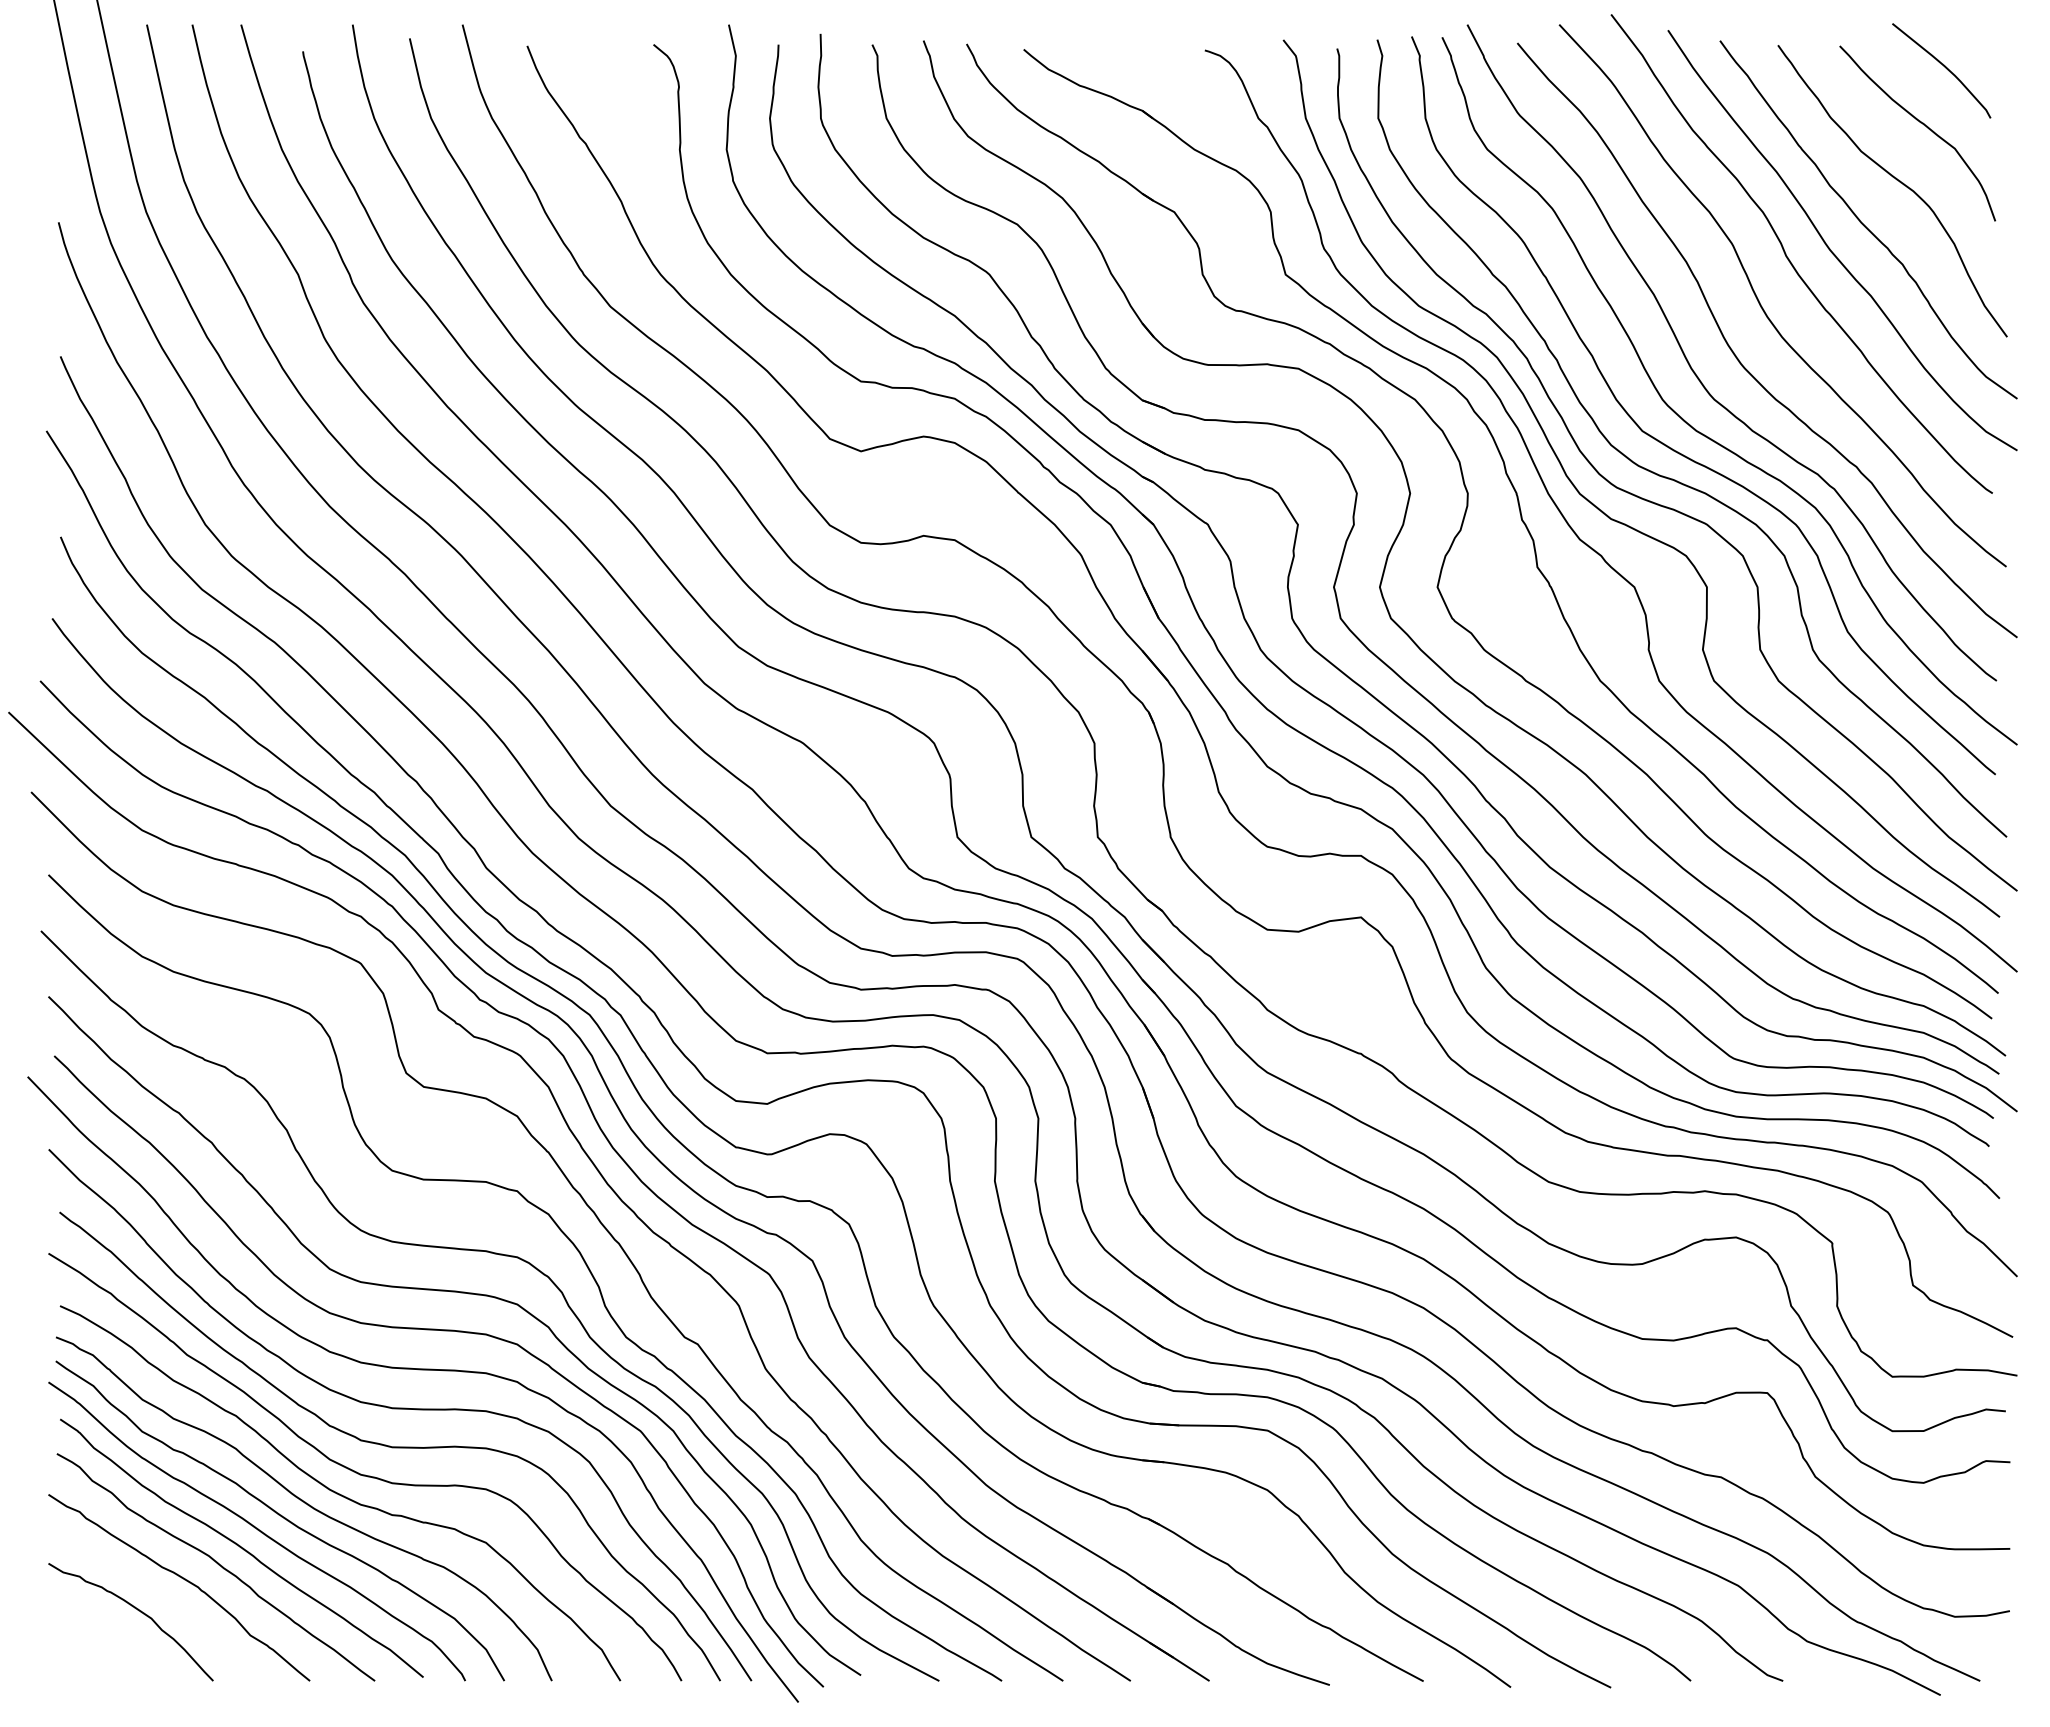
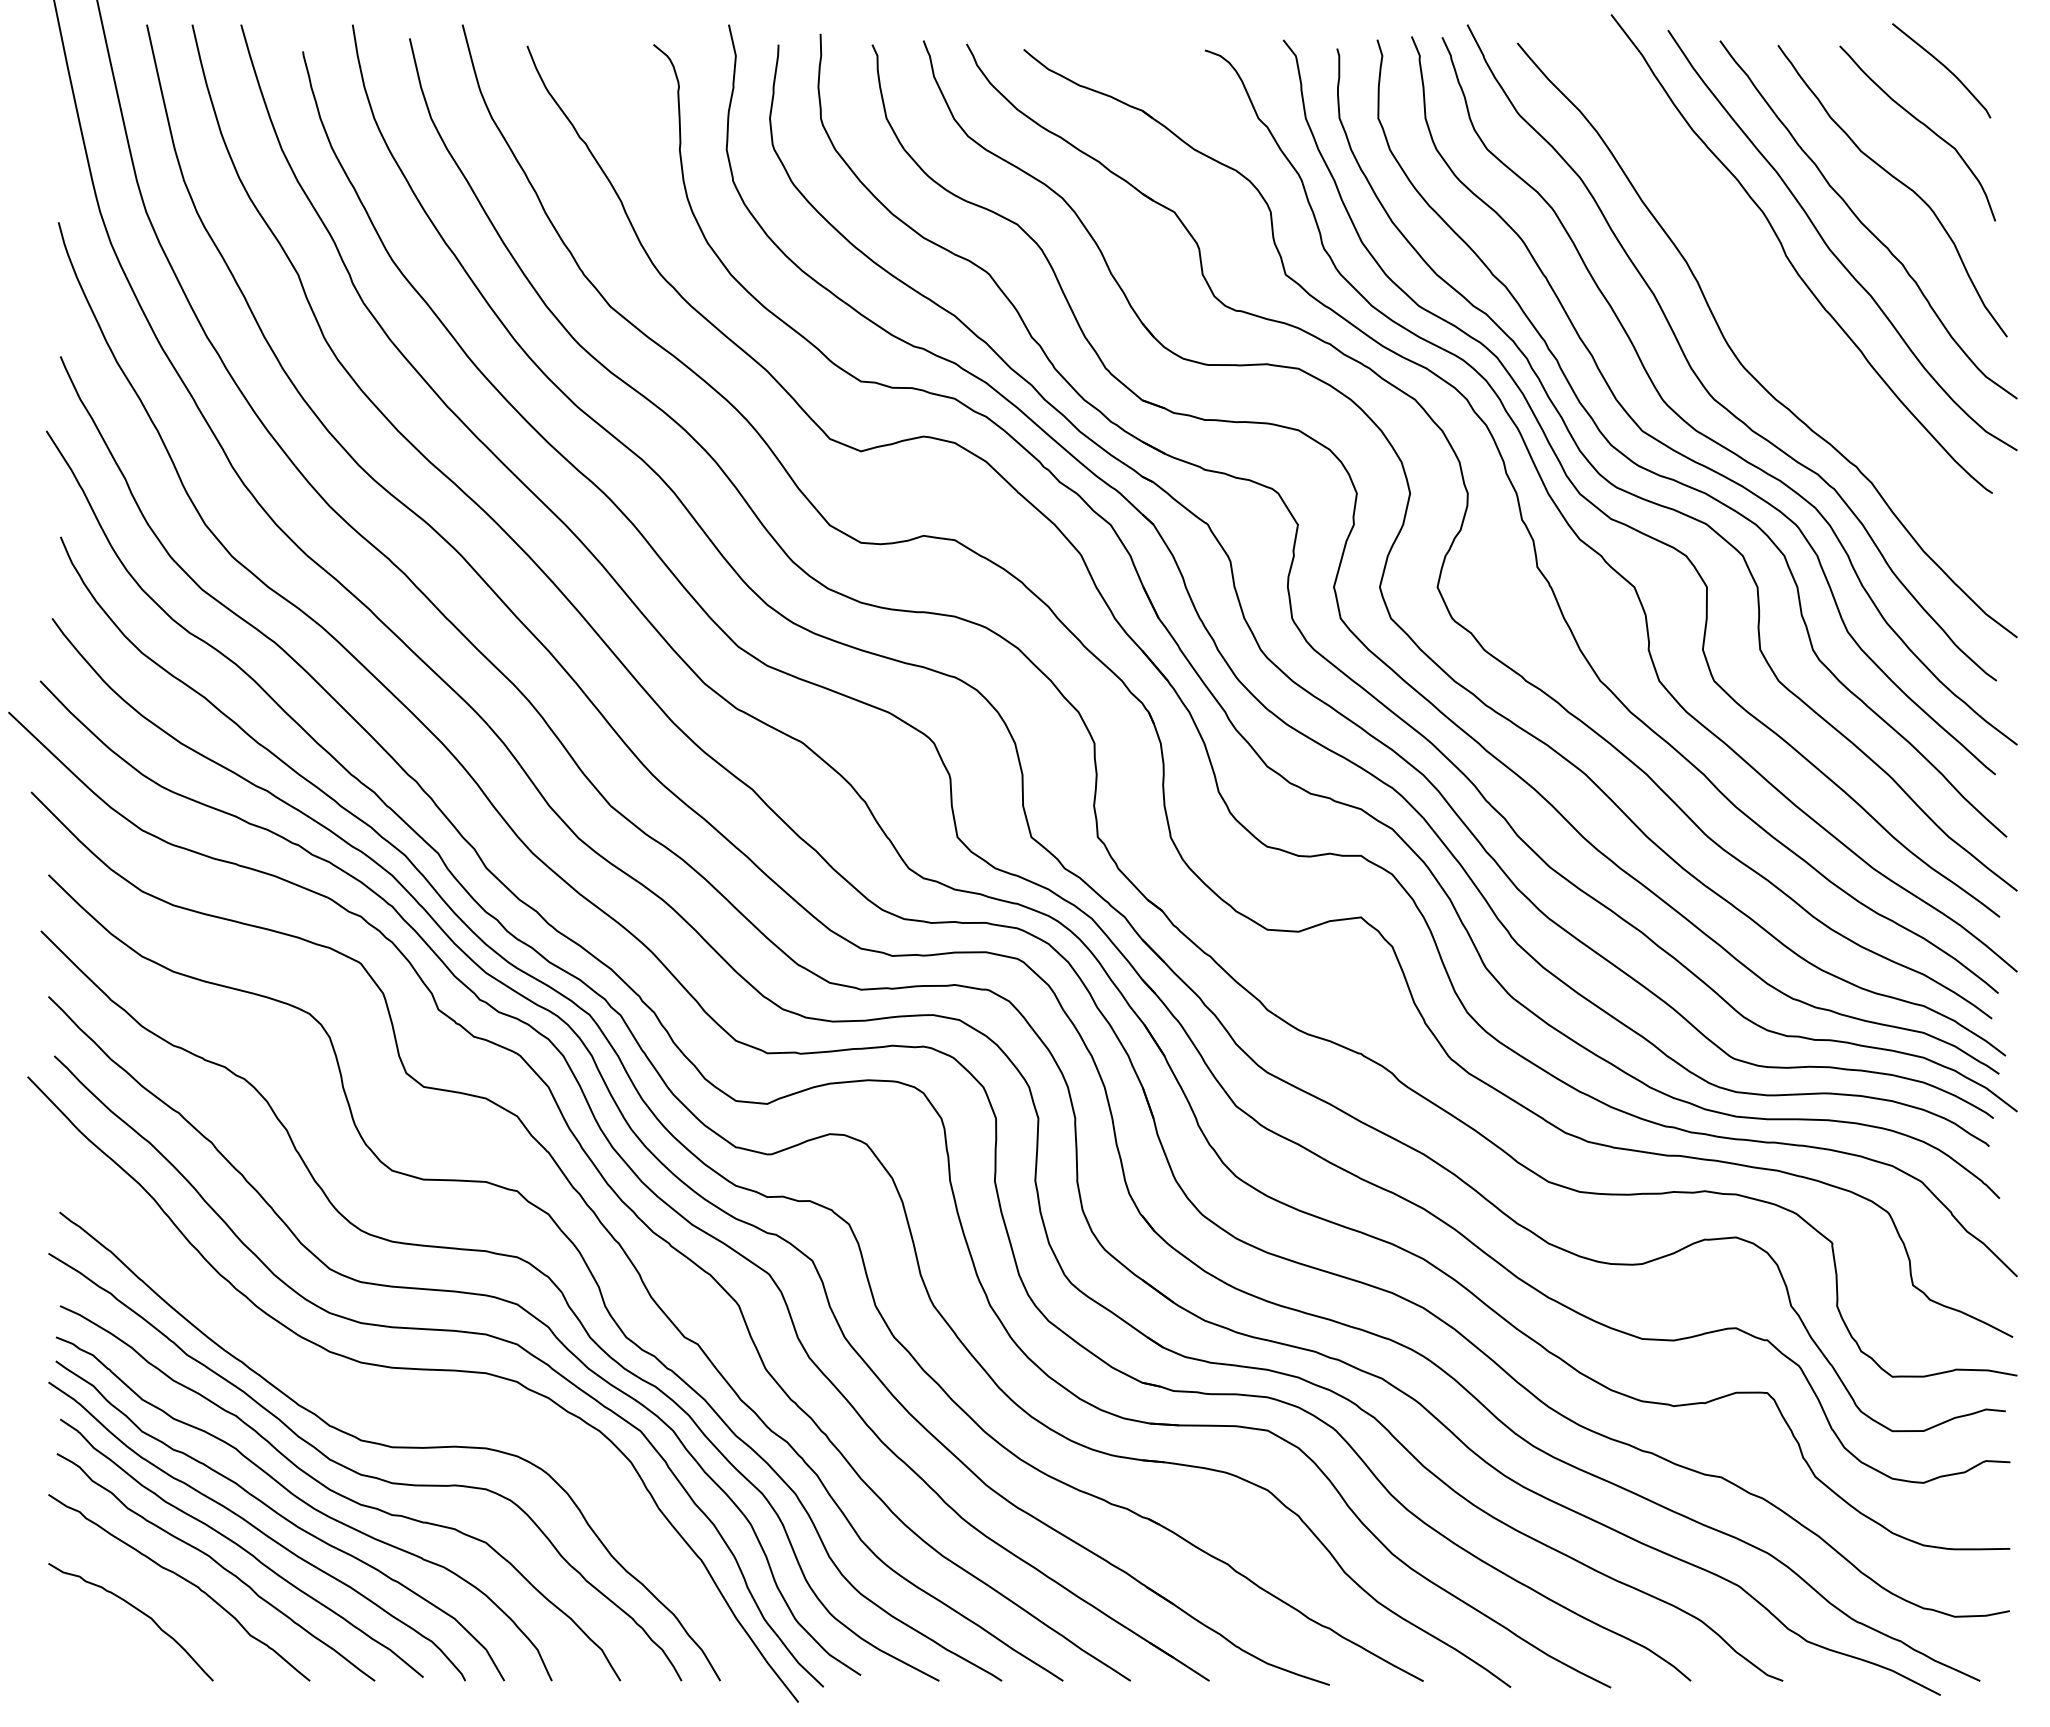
curve: present -> none (1764, 309)
curve: present -> none (400, 1409)
